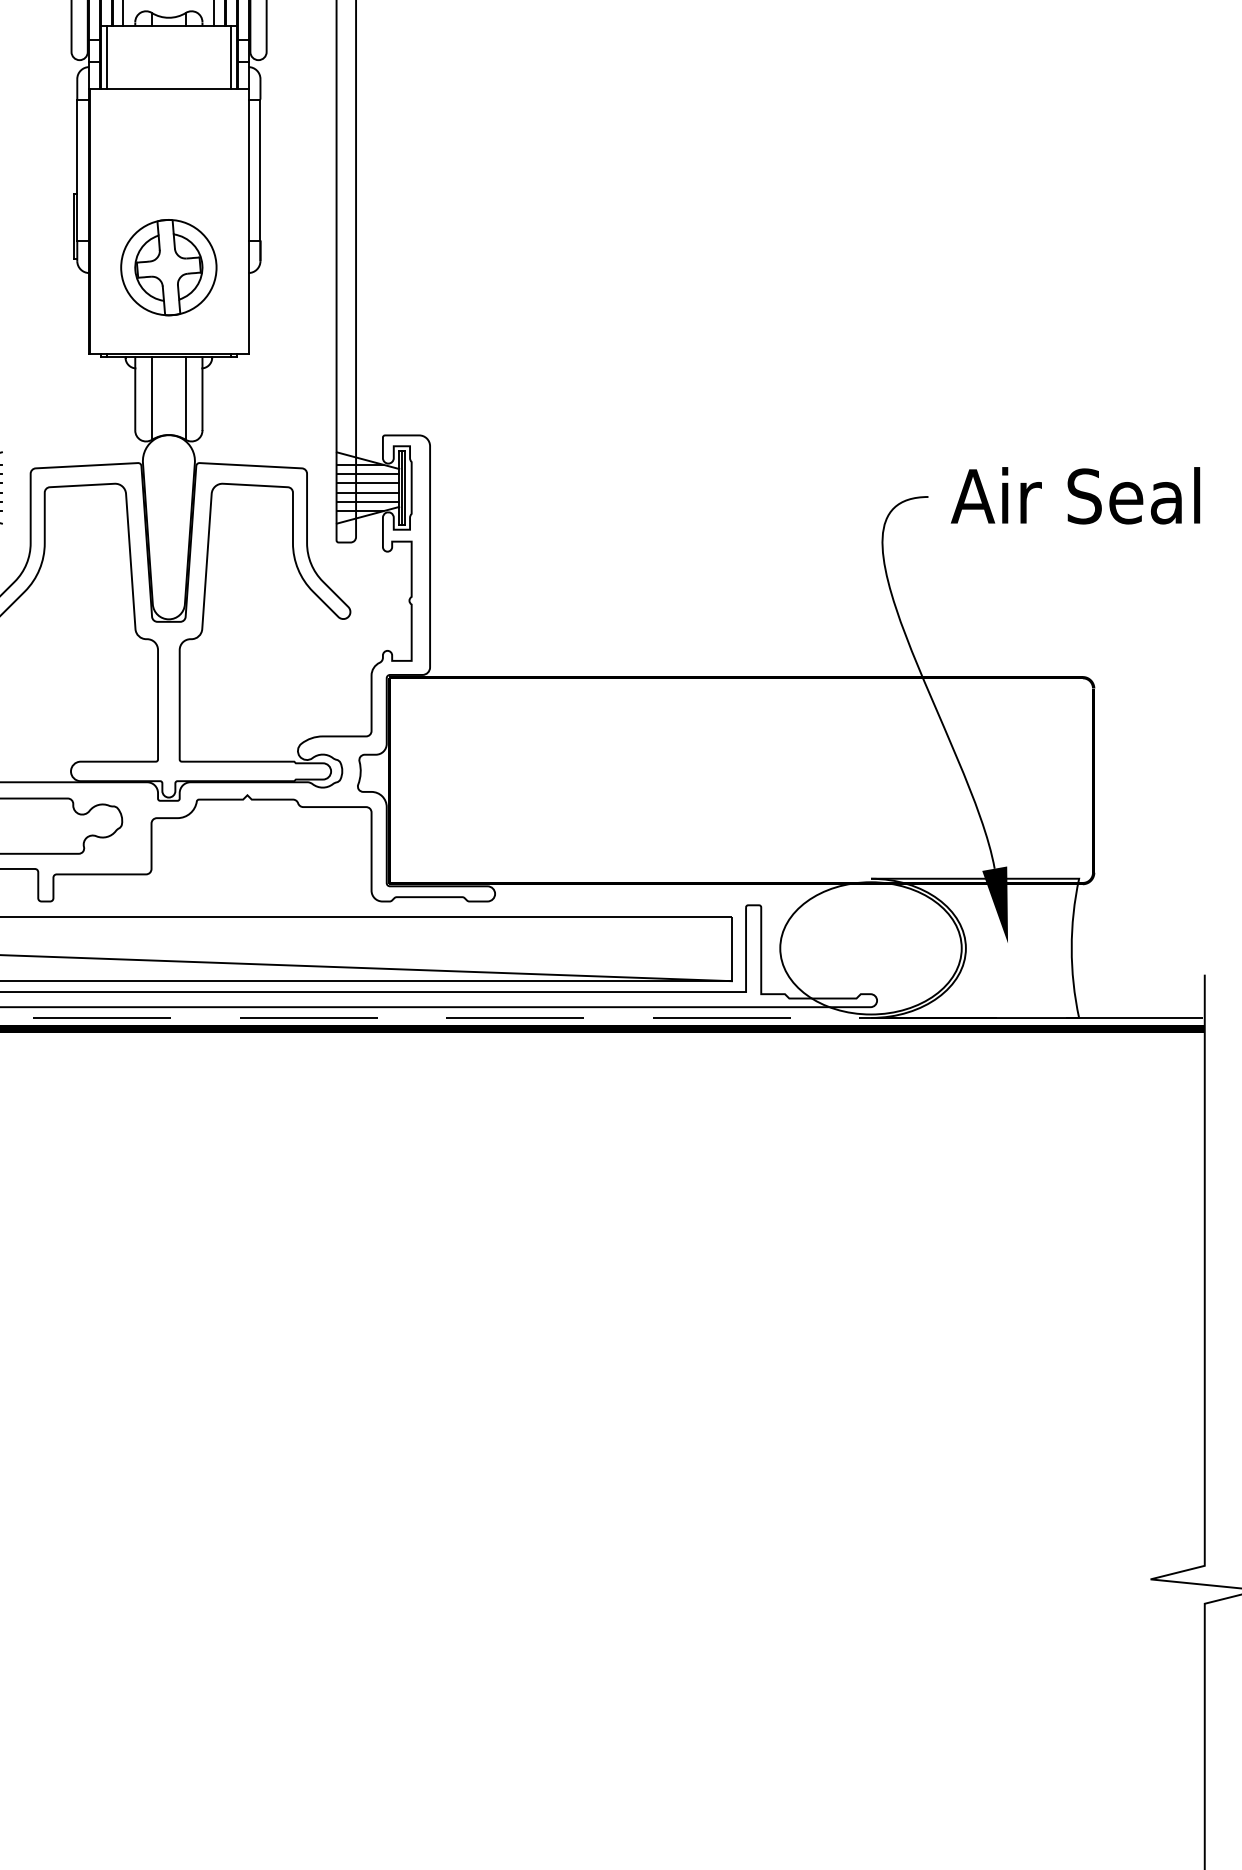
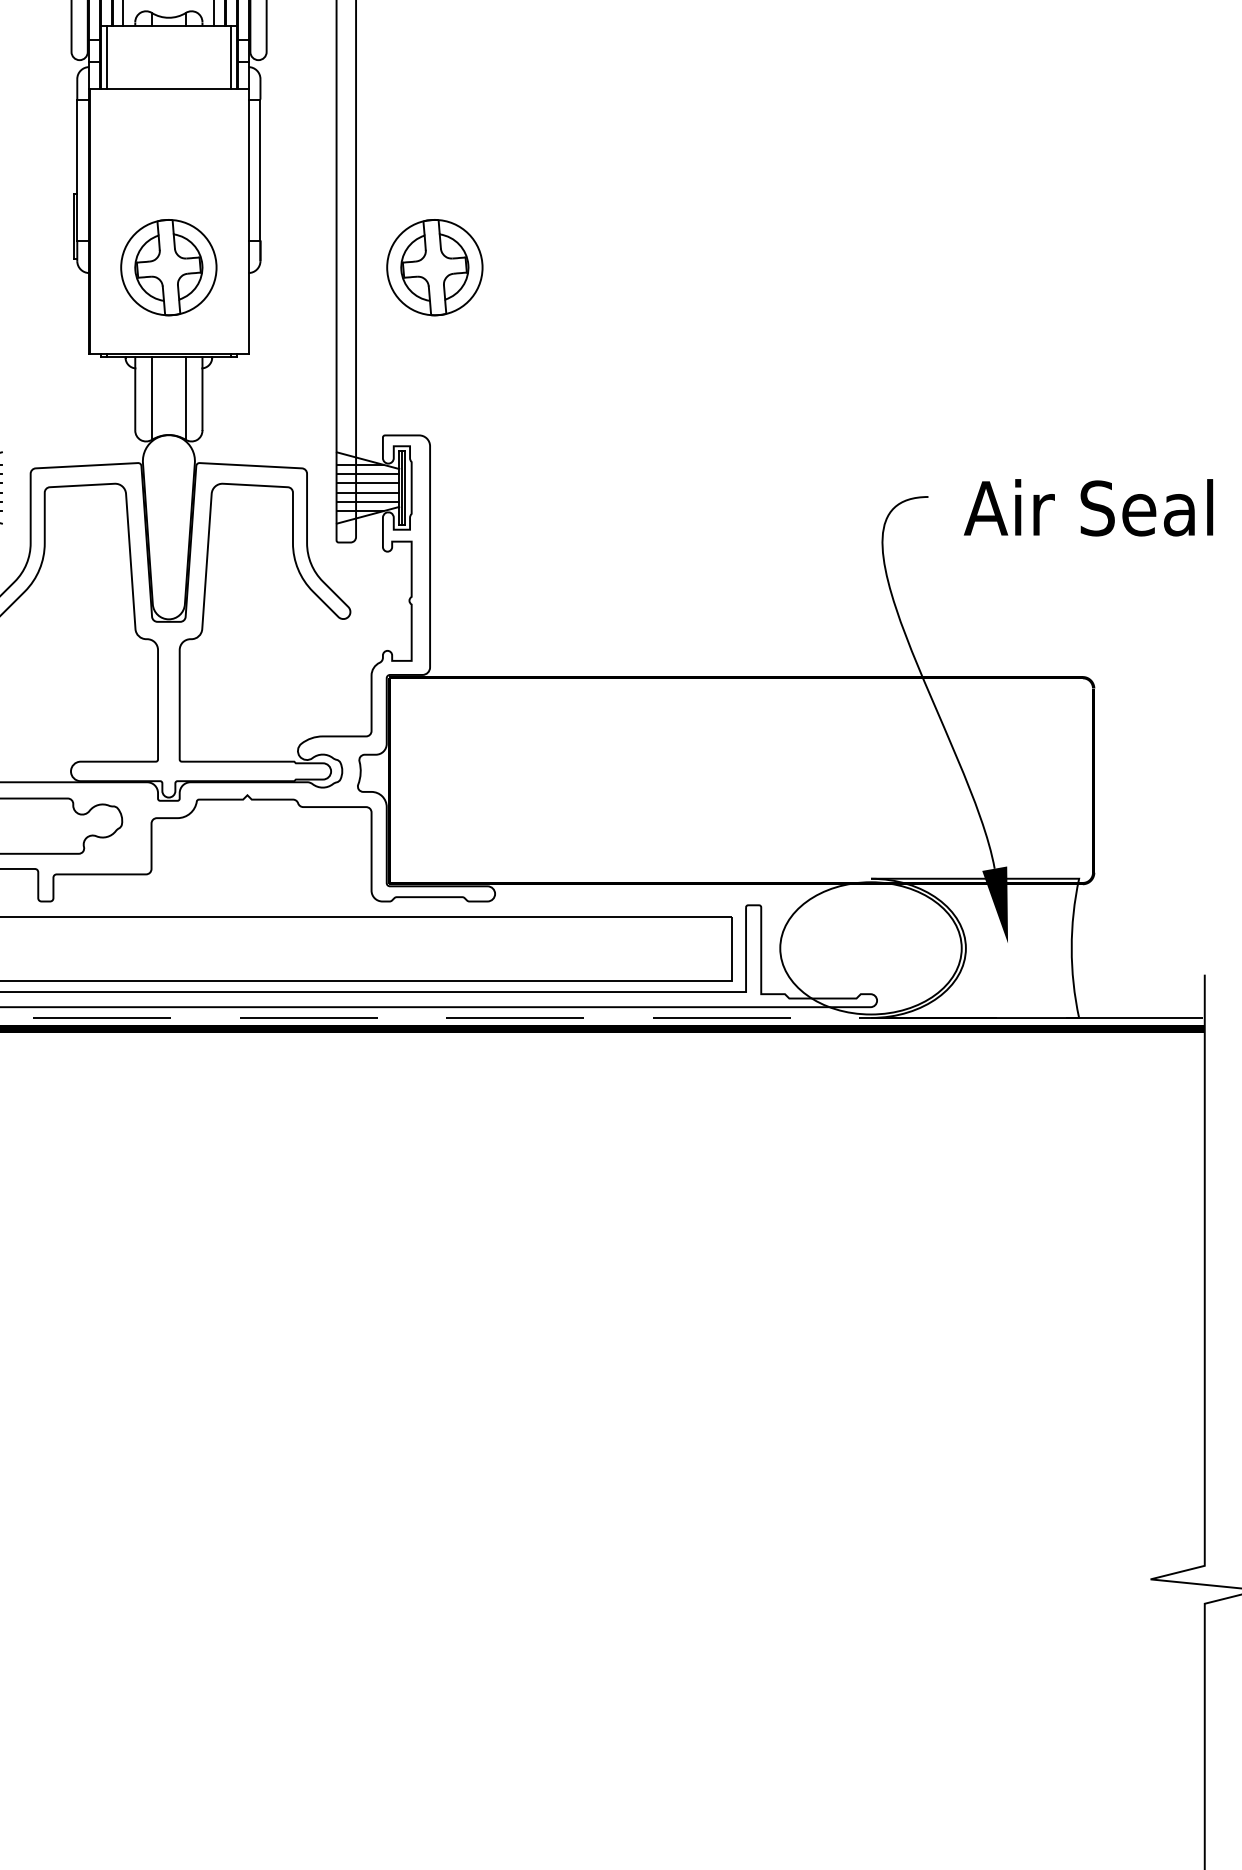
part: none -> present (434, 267)
text position: (1075, 495) -> (1088, 507) (1088, 507)
line: present -> none (366, 968)
